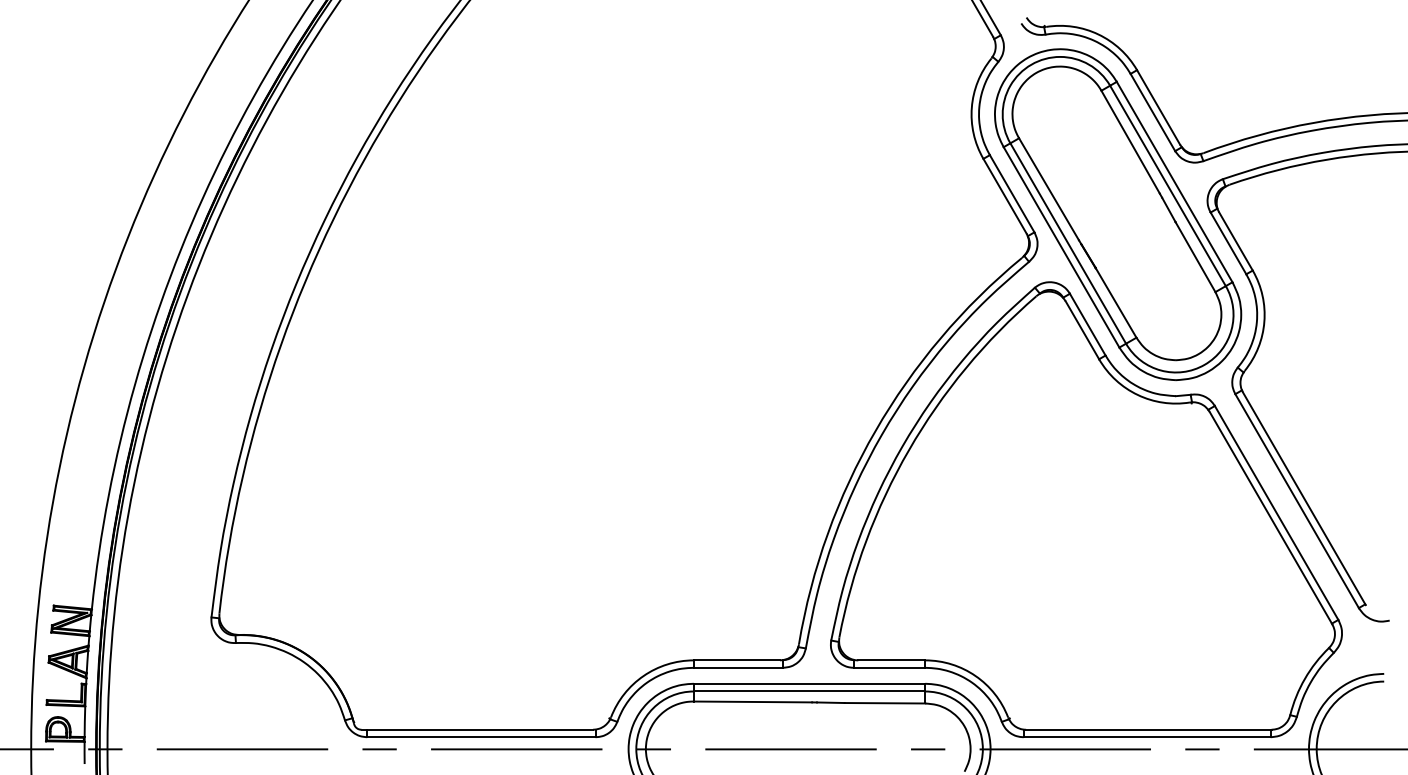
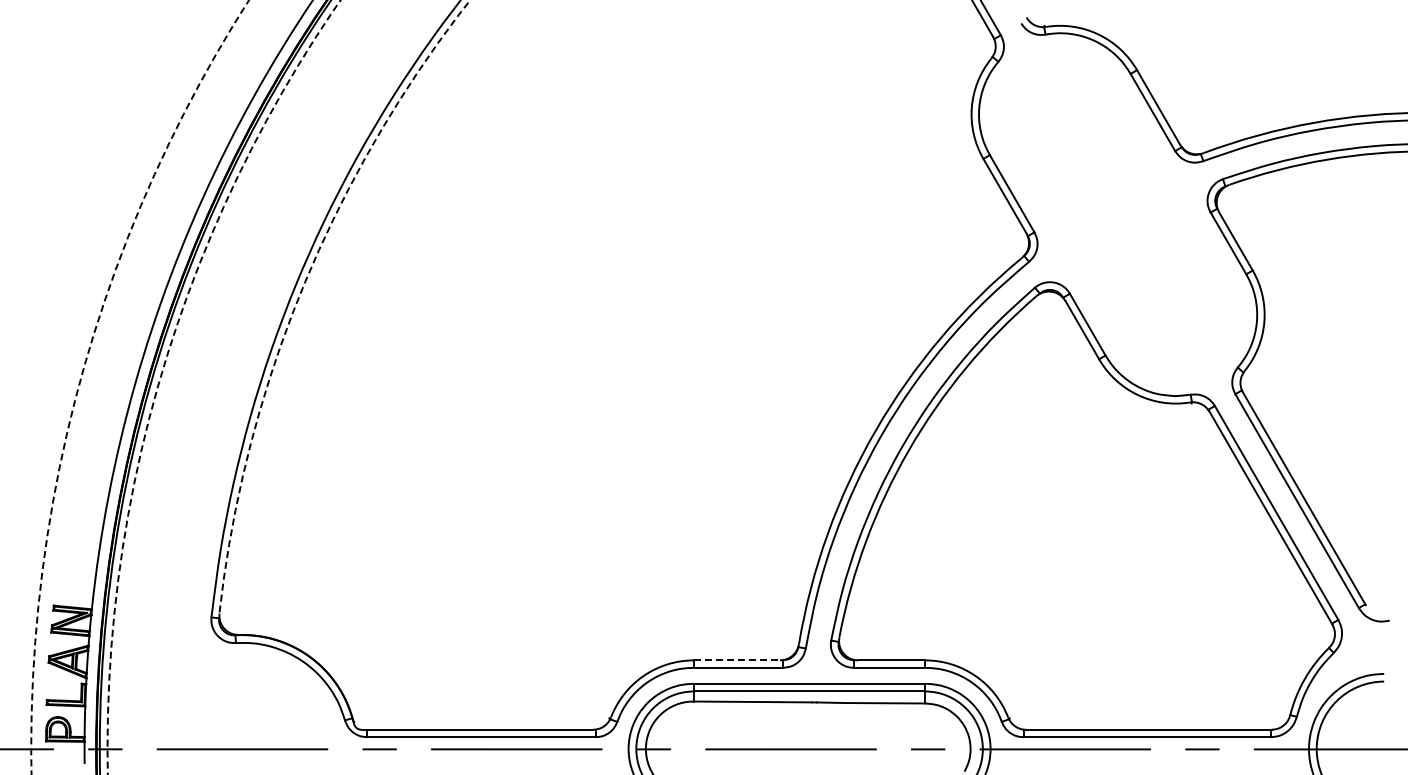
part: present -> none (1118, 214)
arc: solid -> dashed (302, 287)
circle: solid -> dashed (139, 387)
circle: solid -> dashed (223, 387)
line: solid -> dashed (737, 660)
